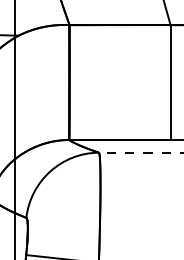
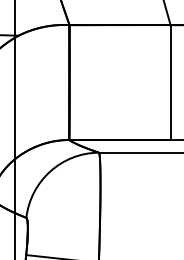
line: dashed -> solid (140, 152)
